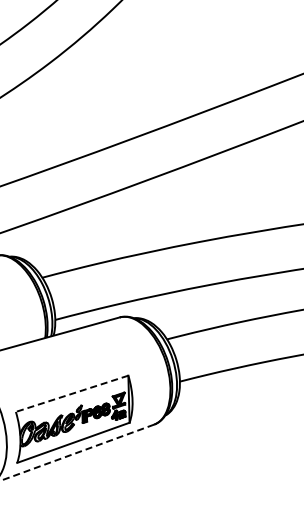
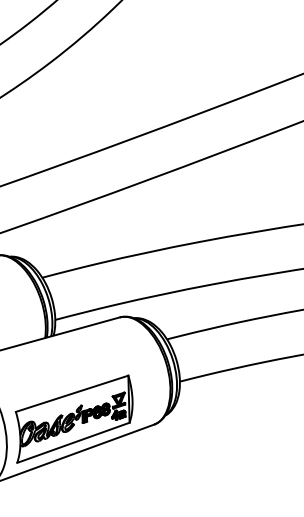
line: dashed -> solid (71, 393)
line: dashed -> solid (77, 452)
